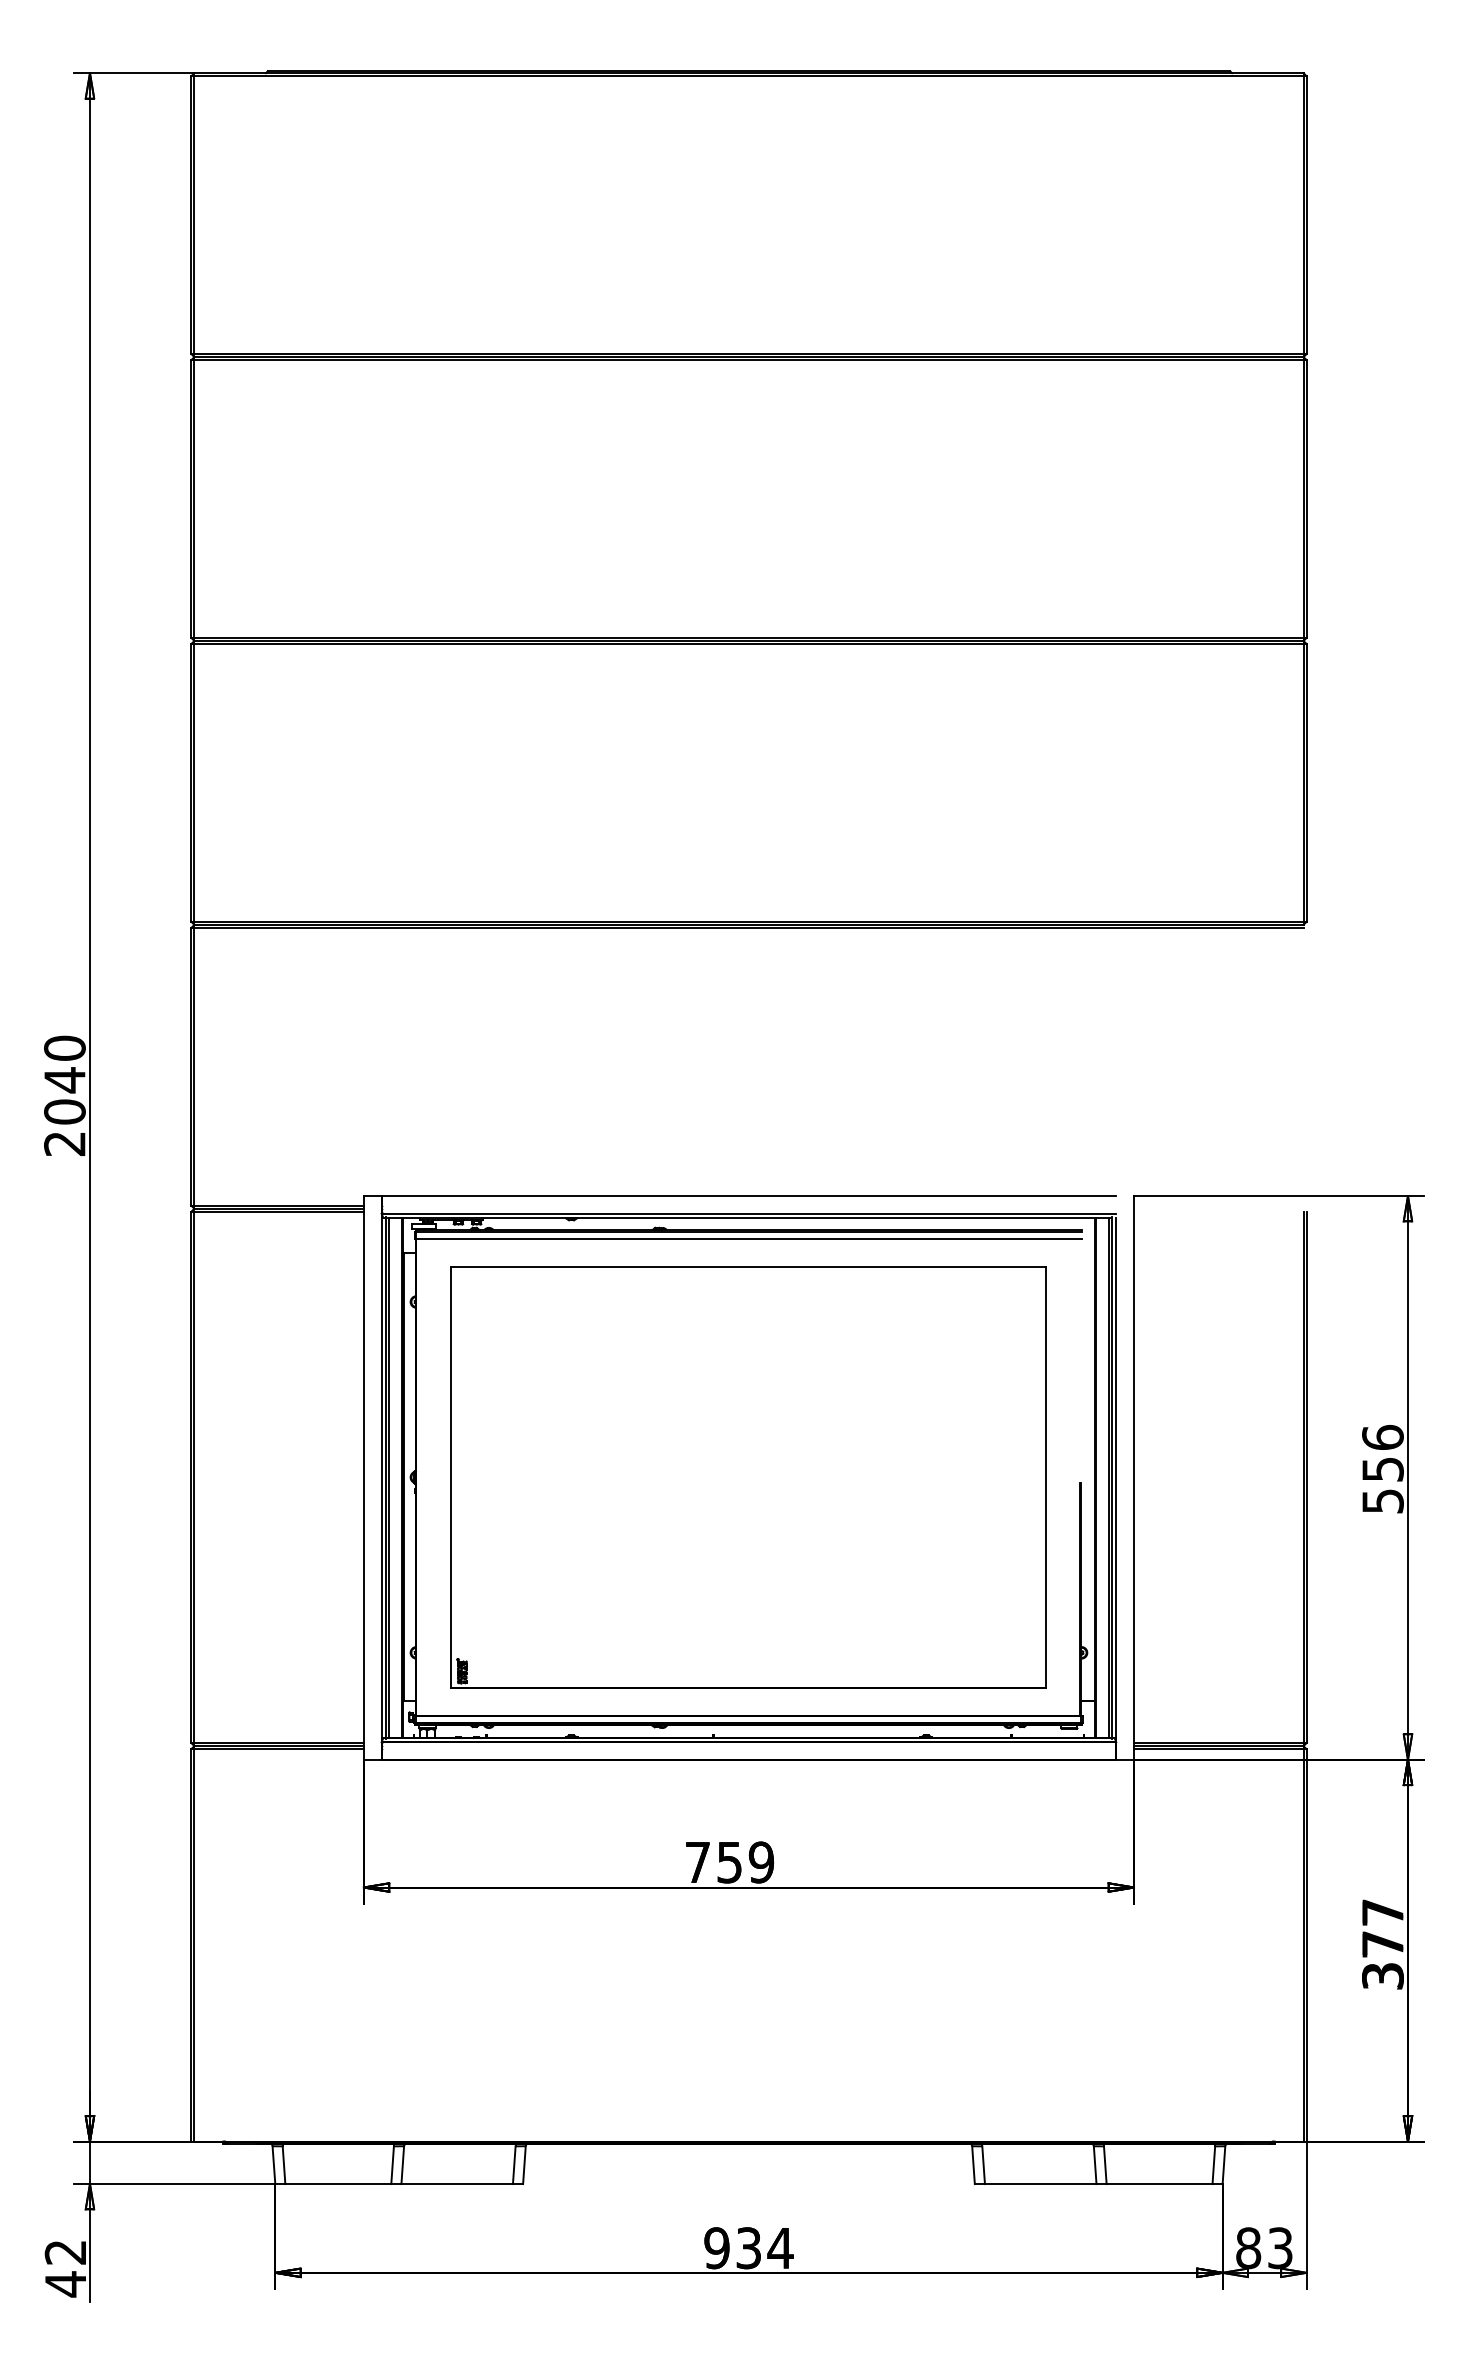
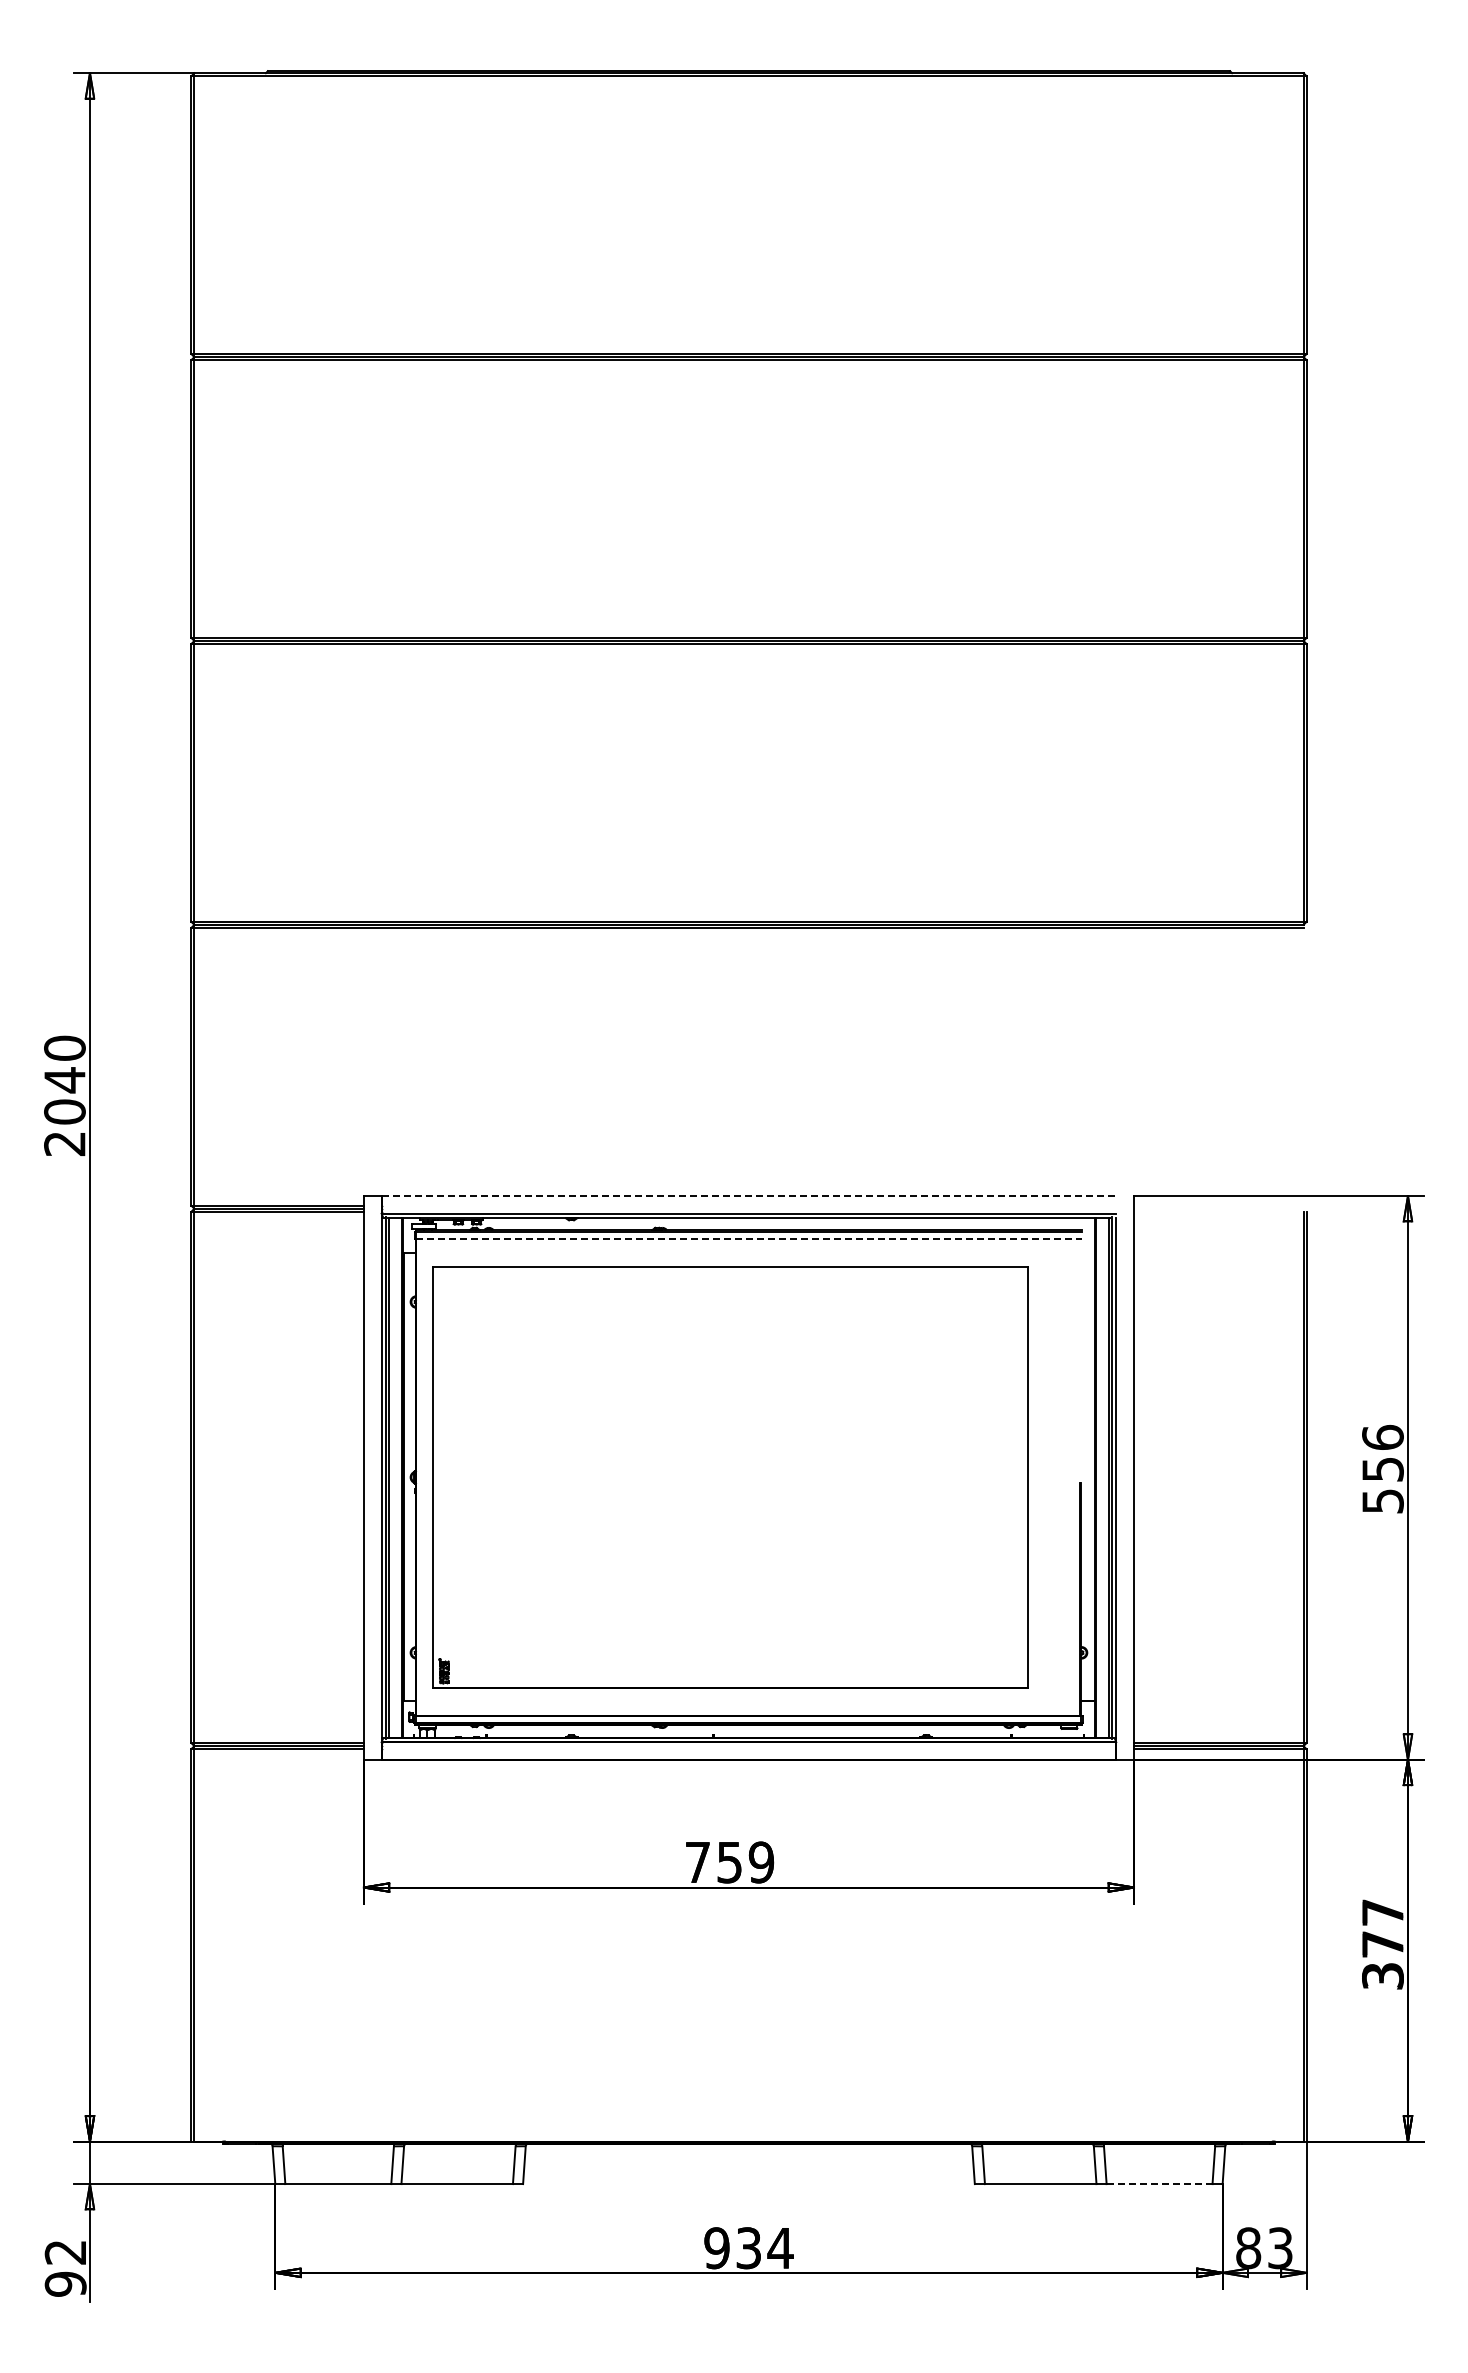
line: solid -> dashed (749, 1196)
line: solid -> dashed (749, 1239)
part position: (748, 1477) -> (730, 1477) (730, 1477)
line: solid -> dashed (1159, 2184)
text: 42 -> 92 (65, 2284)
